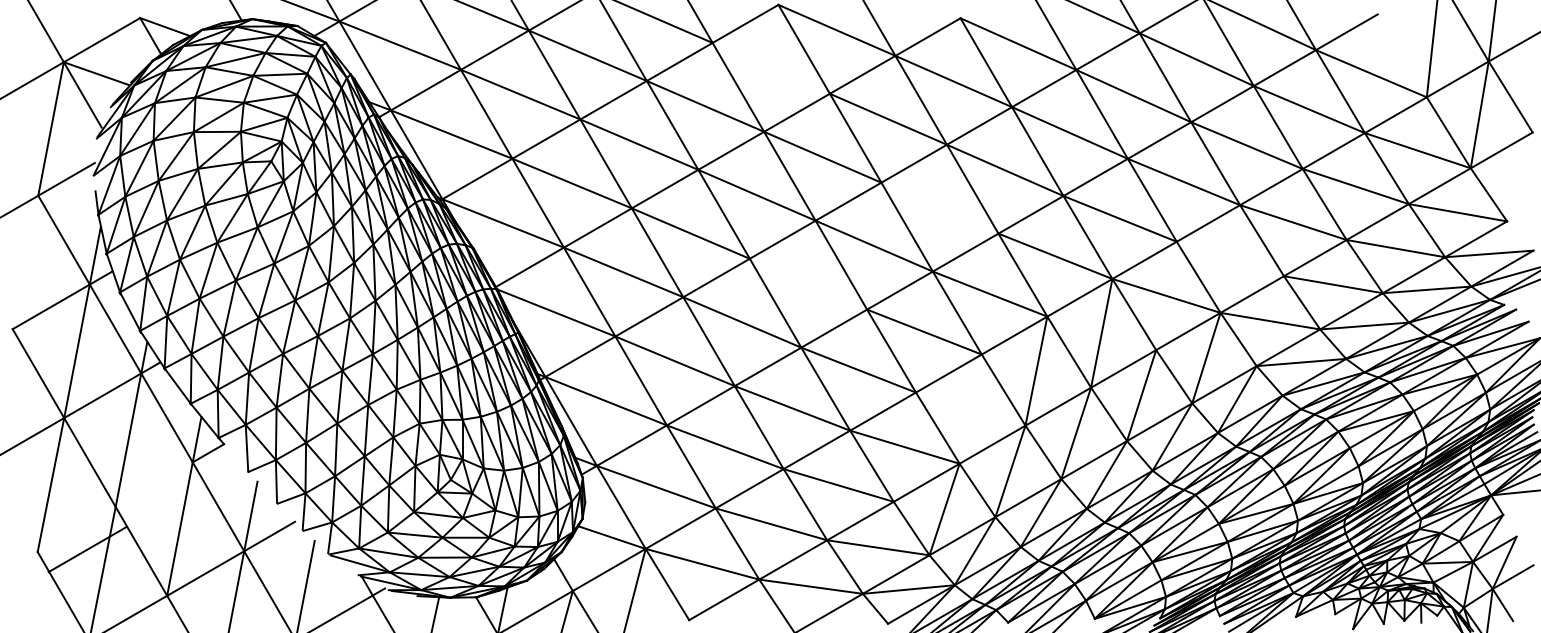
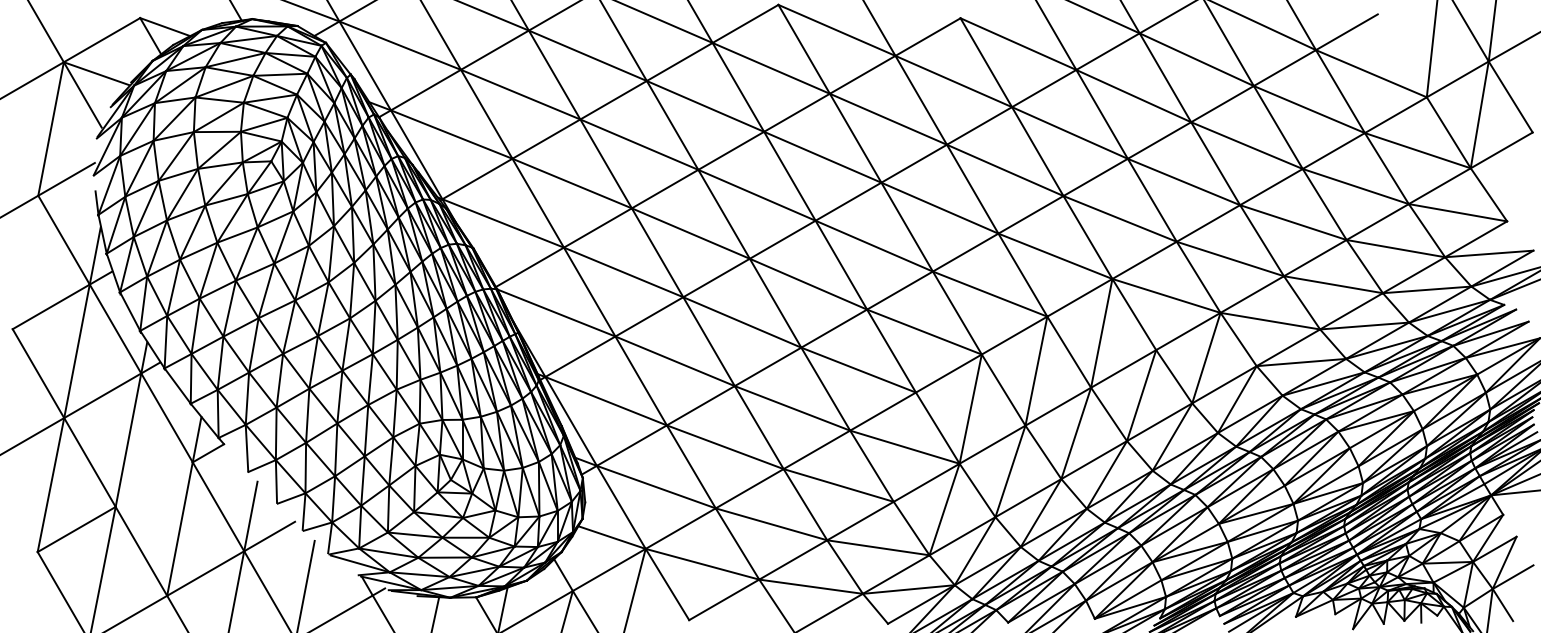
line: none -> present (770, 67)
line: none -> present (939, 207)
line: none -> present (1229, 258)
line: none -> present (808, 283)
line: none -> present (970, 408)
line position: (87, 549) -> (76, 529) (76, 529)
